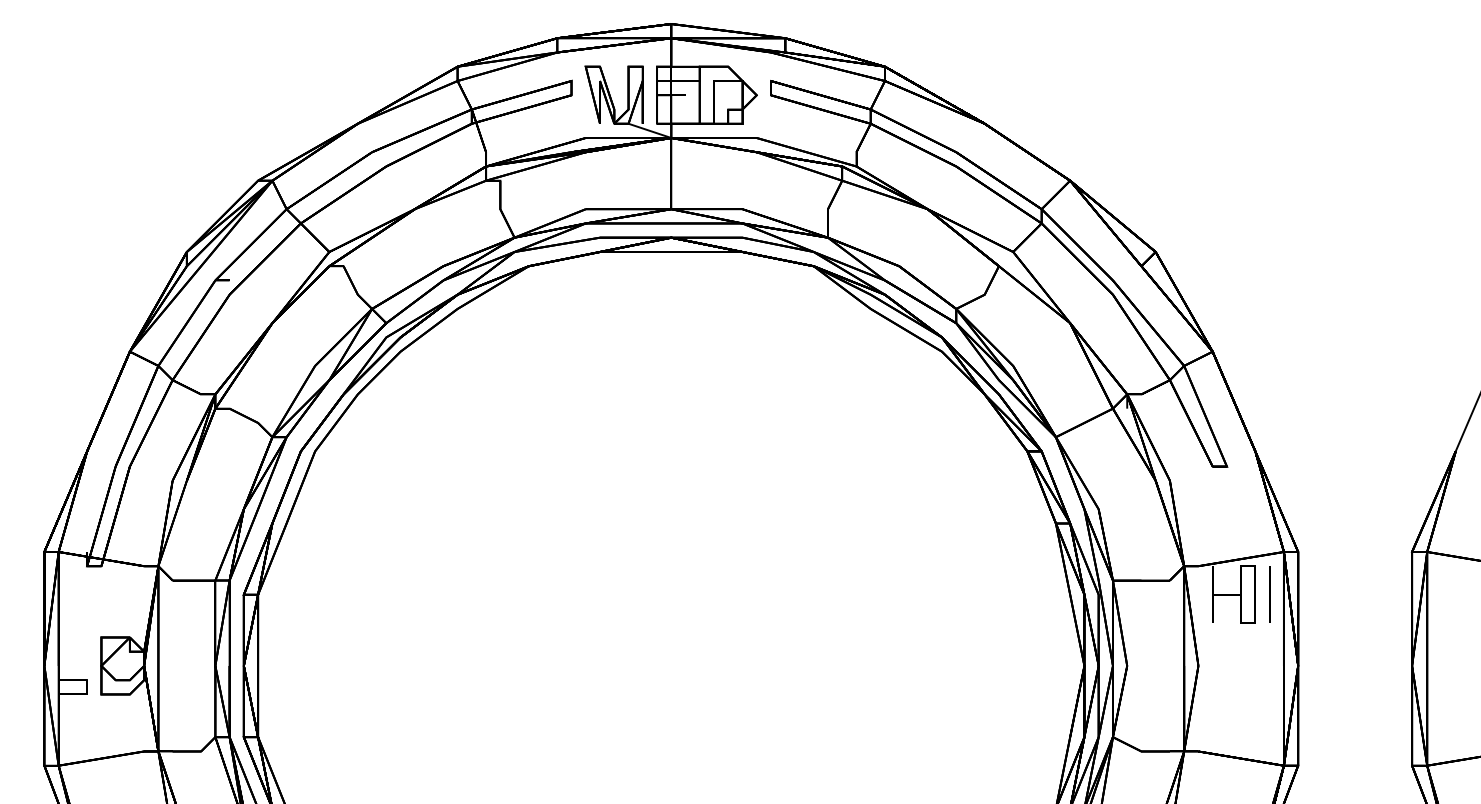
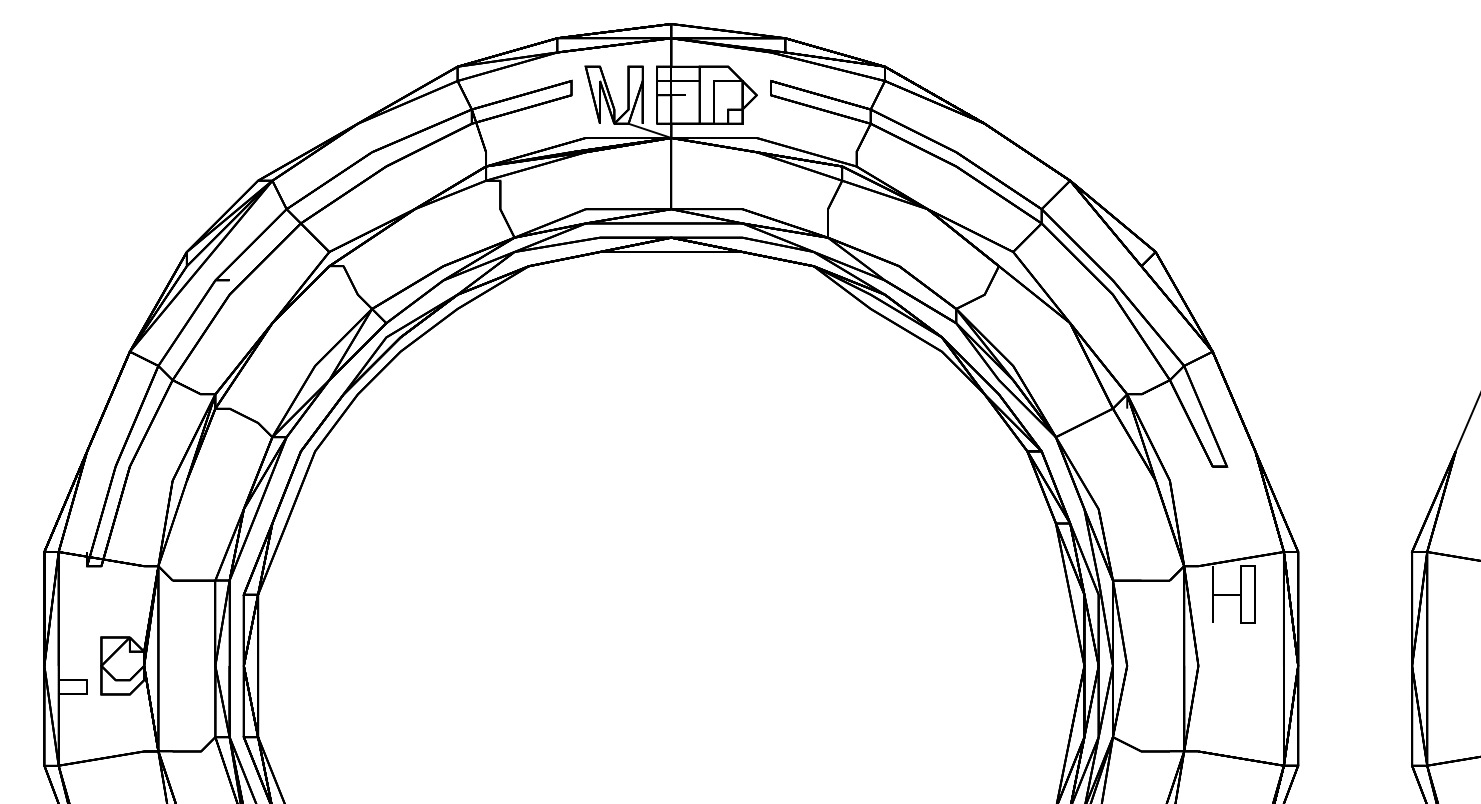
line: present -> none (1269, 594)
